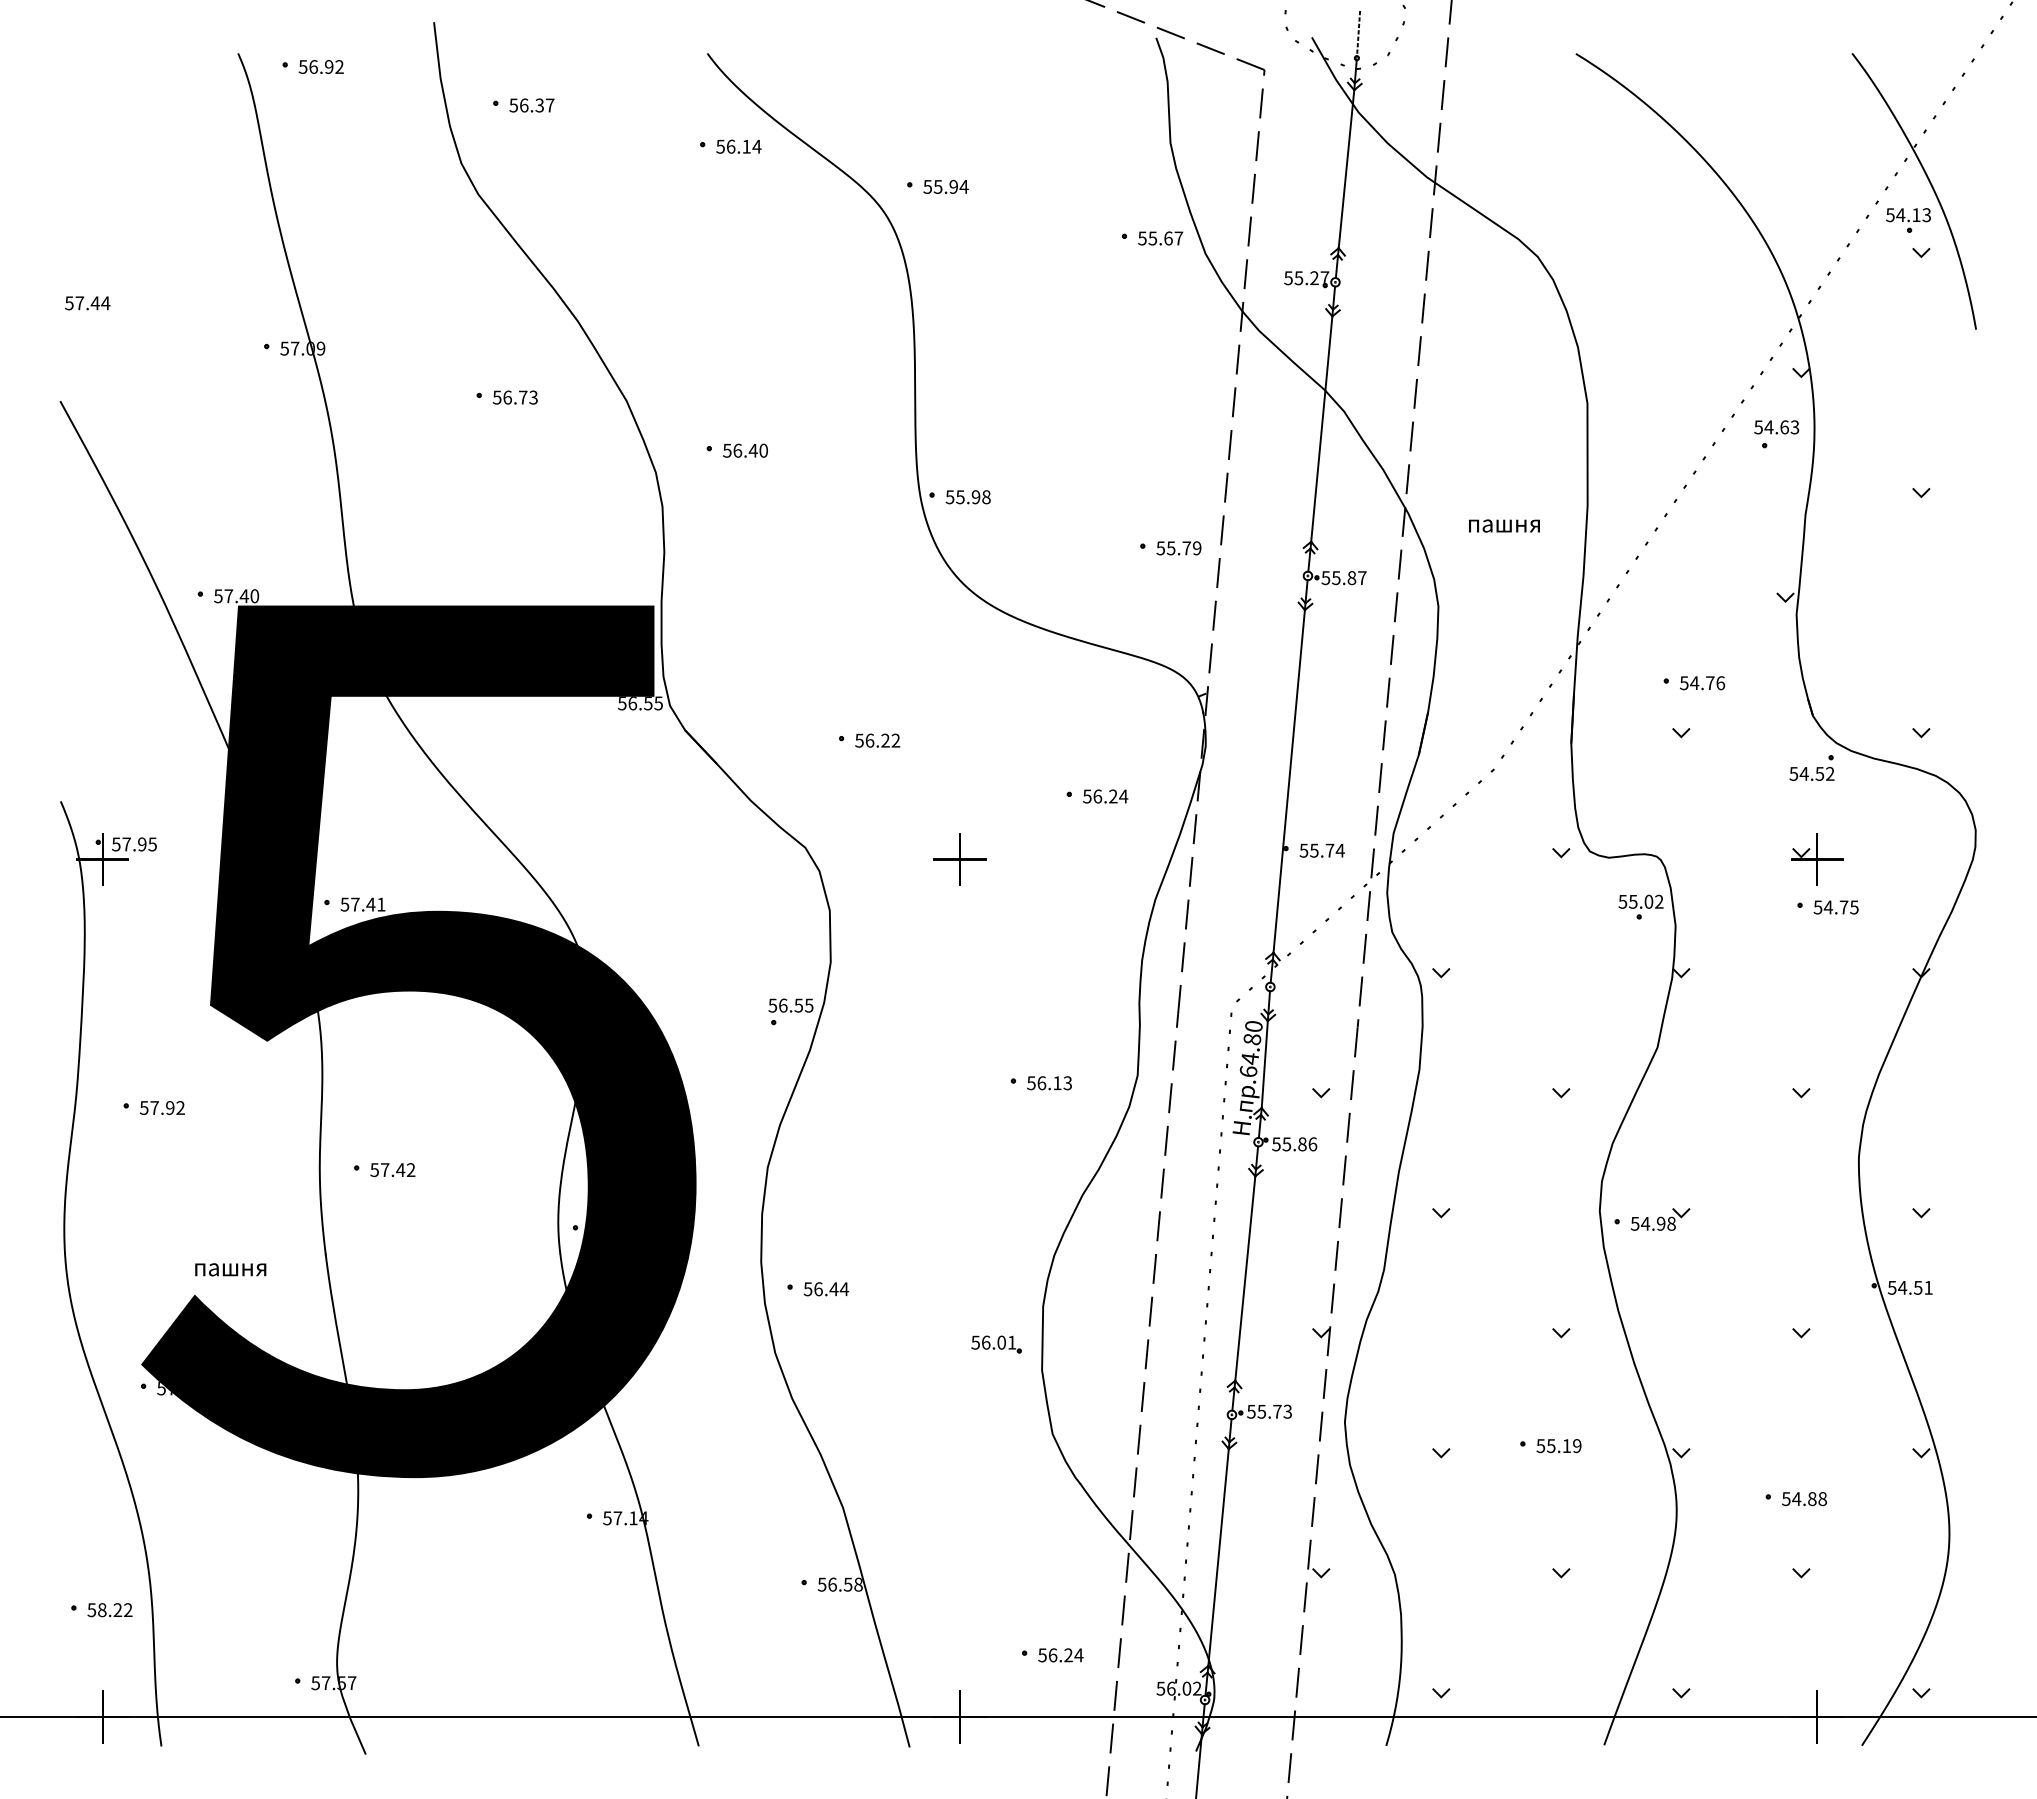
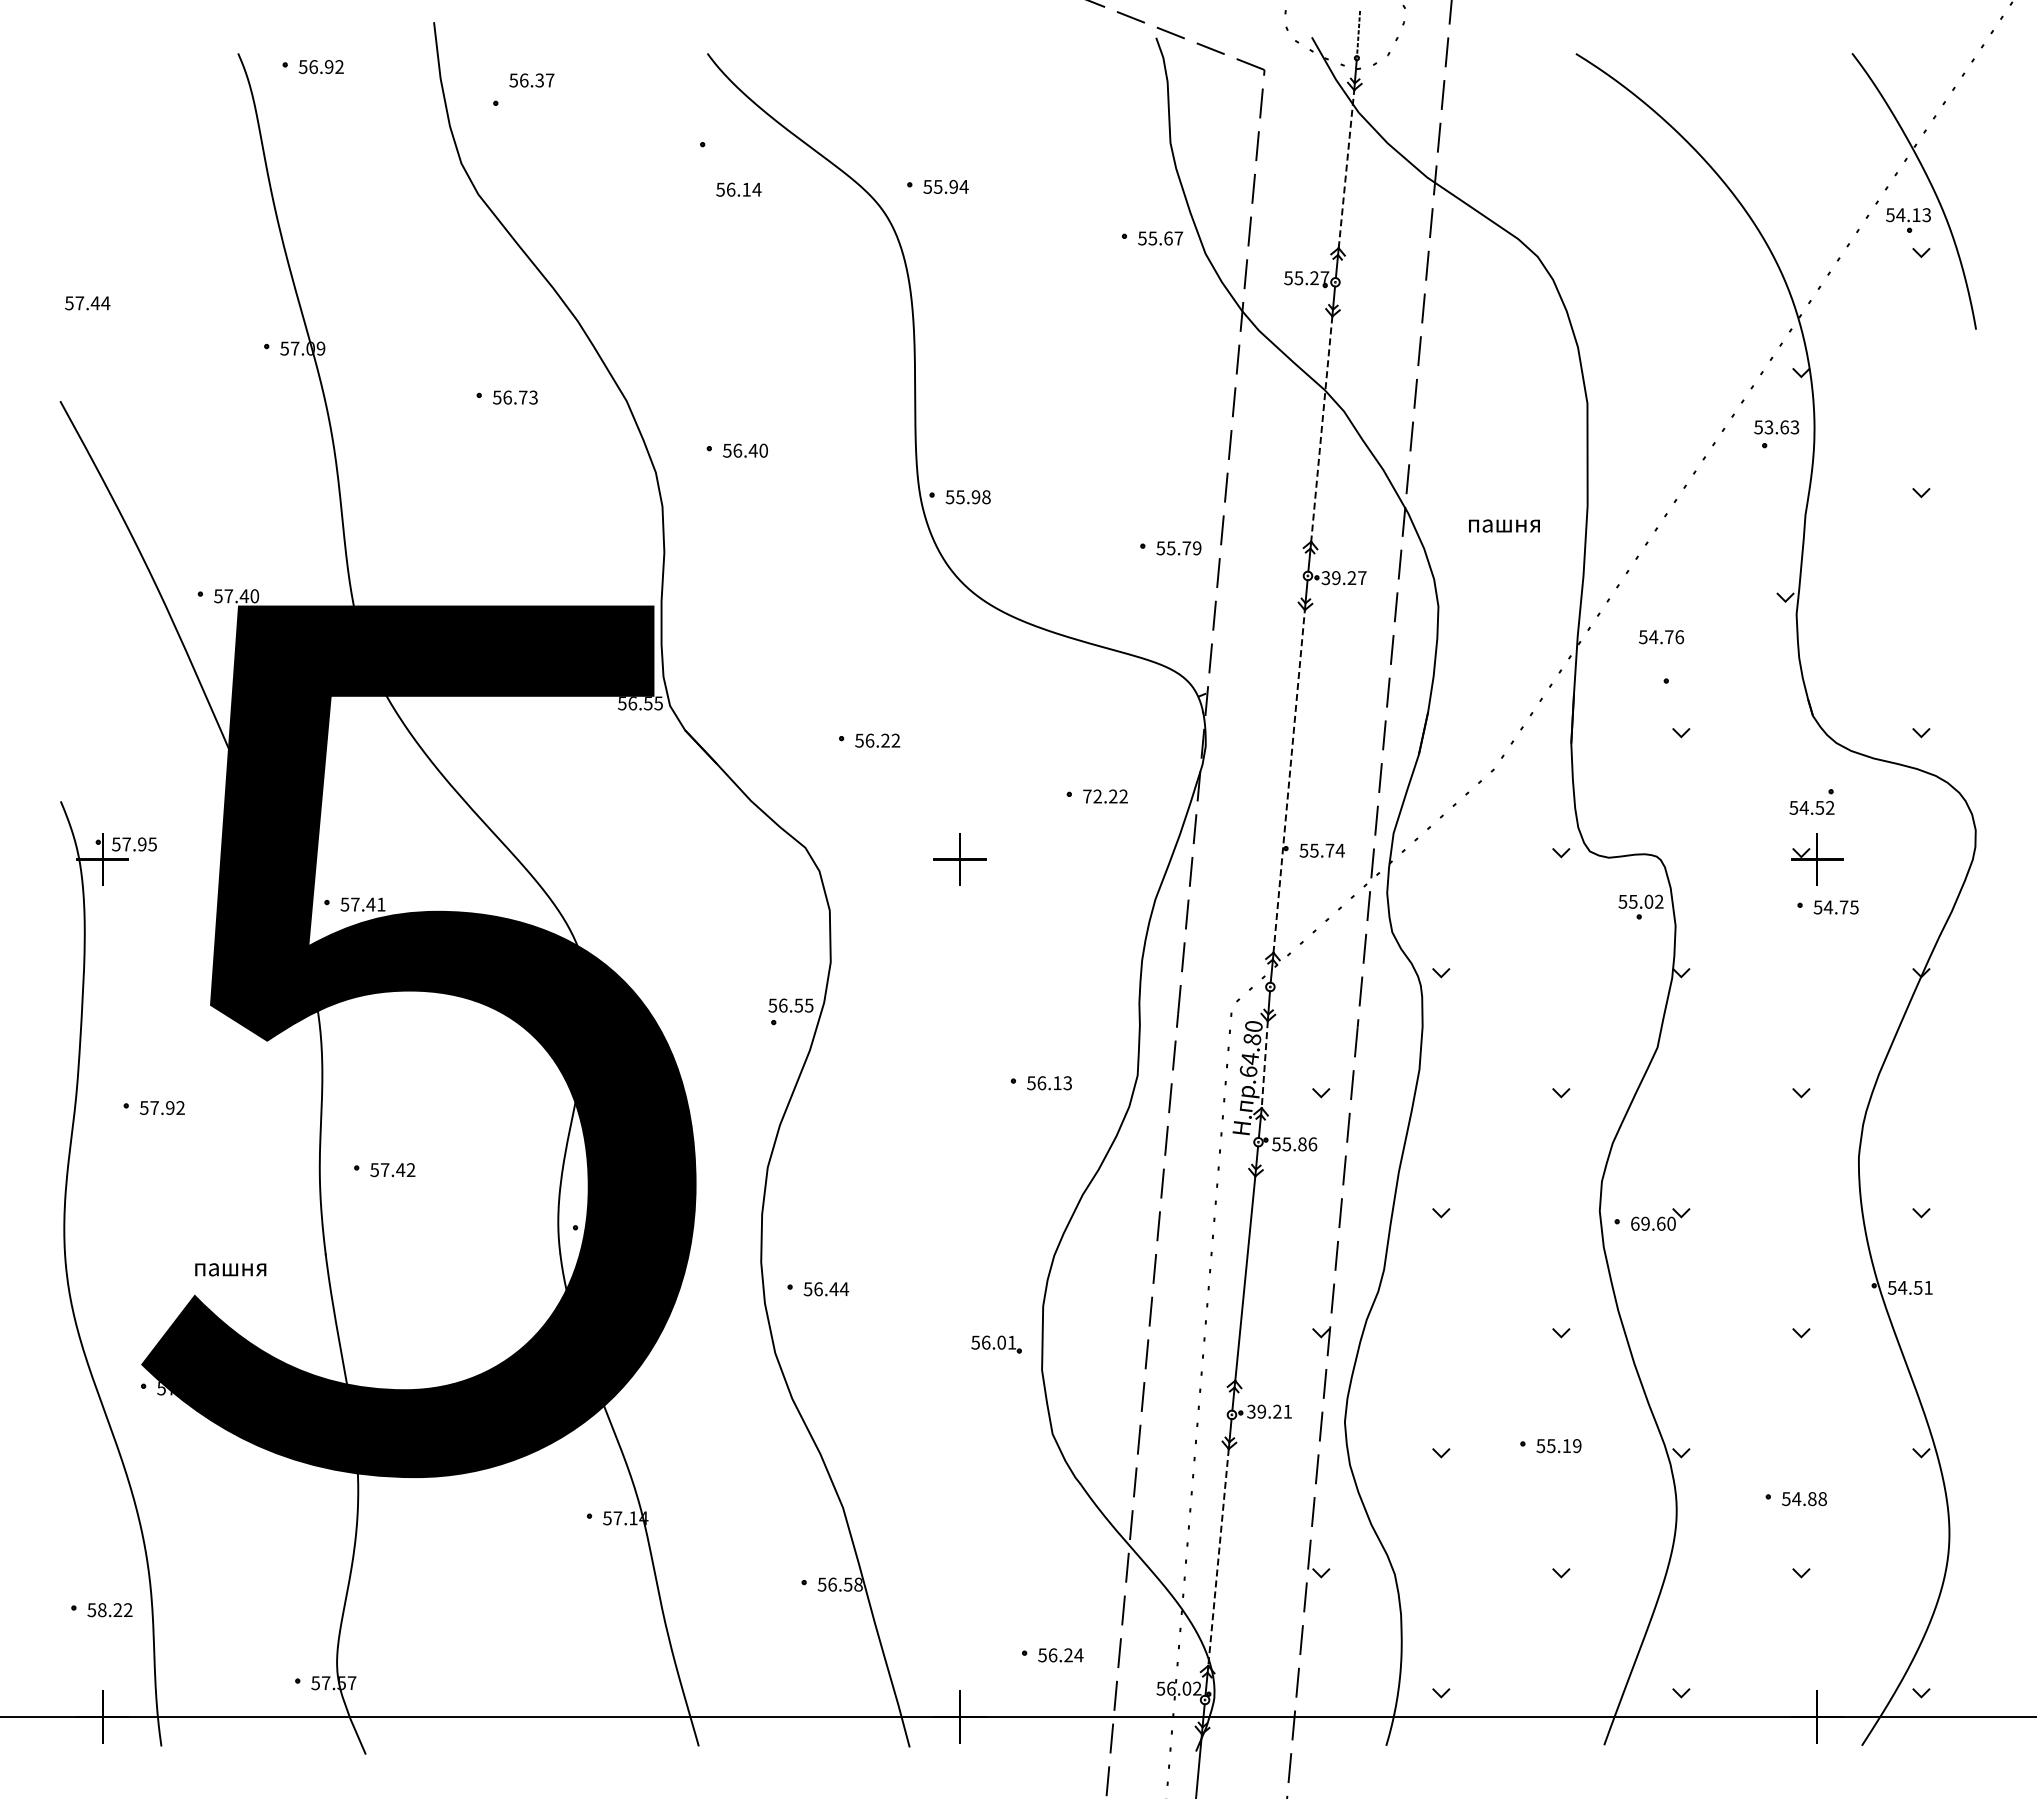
text position: (531, 105) -> (531, 80) (531, 80)
text position: (738, 146) -> (738, 189) (738, 189)
line: solid -> dashed (1346, 168)
text: 54.63 -> 53.63 (1768, 427)
line: solid -> dashed (1321, 429)
text: 55.87 -> 39.27 (1339, 578)
text position: (1702, 683) -> (1661, 637) (1661, 637)
part position: (1811, 767) -> (1811, 801) (1811, 801)
line: solid -> dashed (1289, 781)
text: 56.24 -> 72.22 (1105, 796)
line: solid -> dashed (1264, 1064)
text: 54.98 -> 69.60 (1652, 1223)
text: 55.73 -> 39.21 (1269, 1411)
line: solid -> dashed (1218, 1557)
